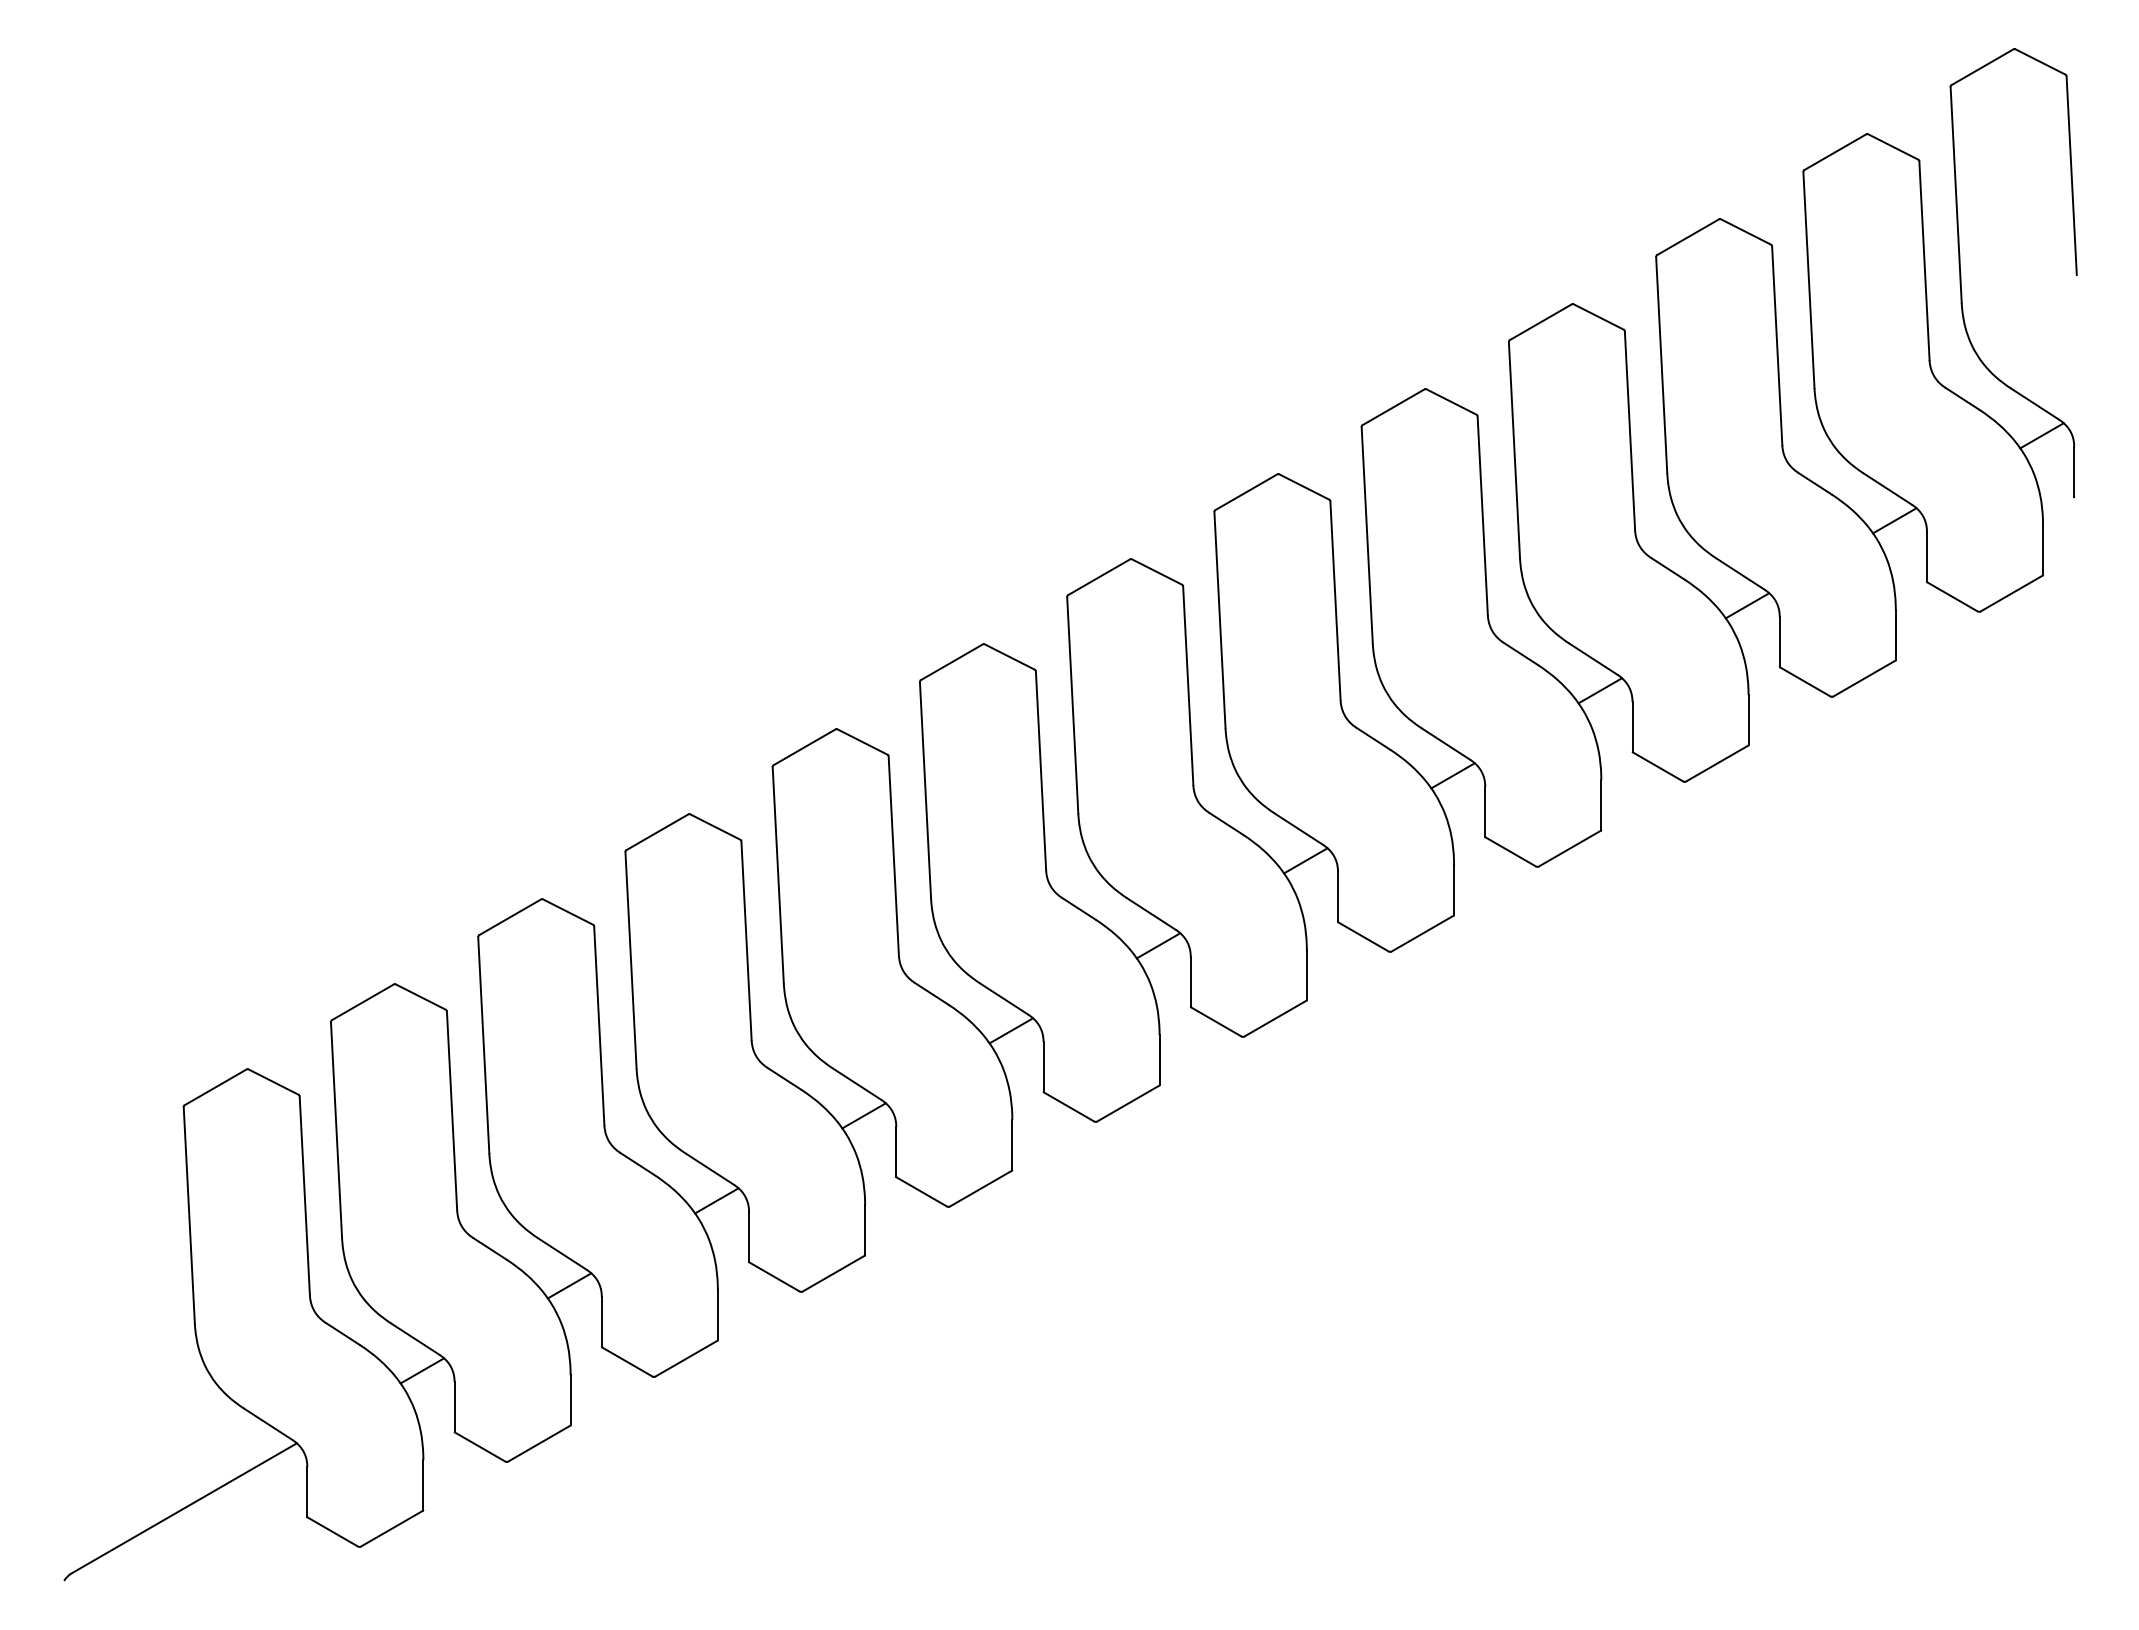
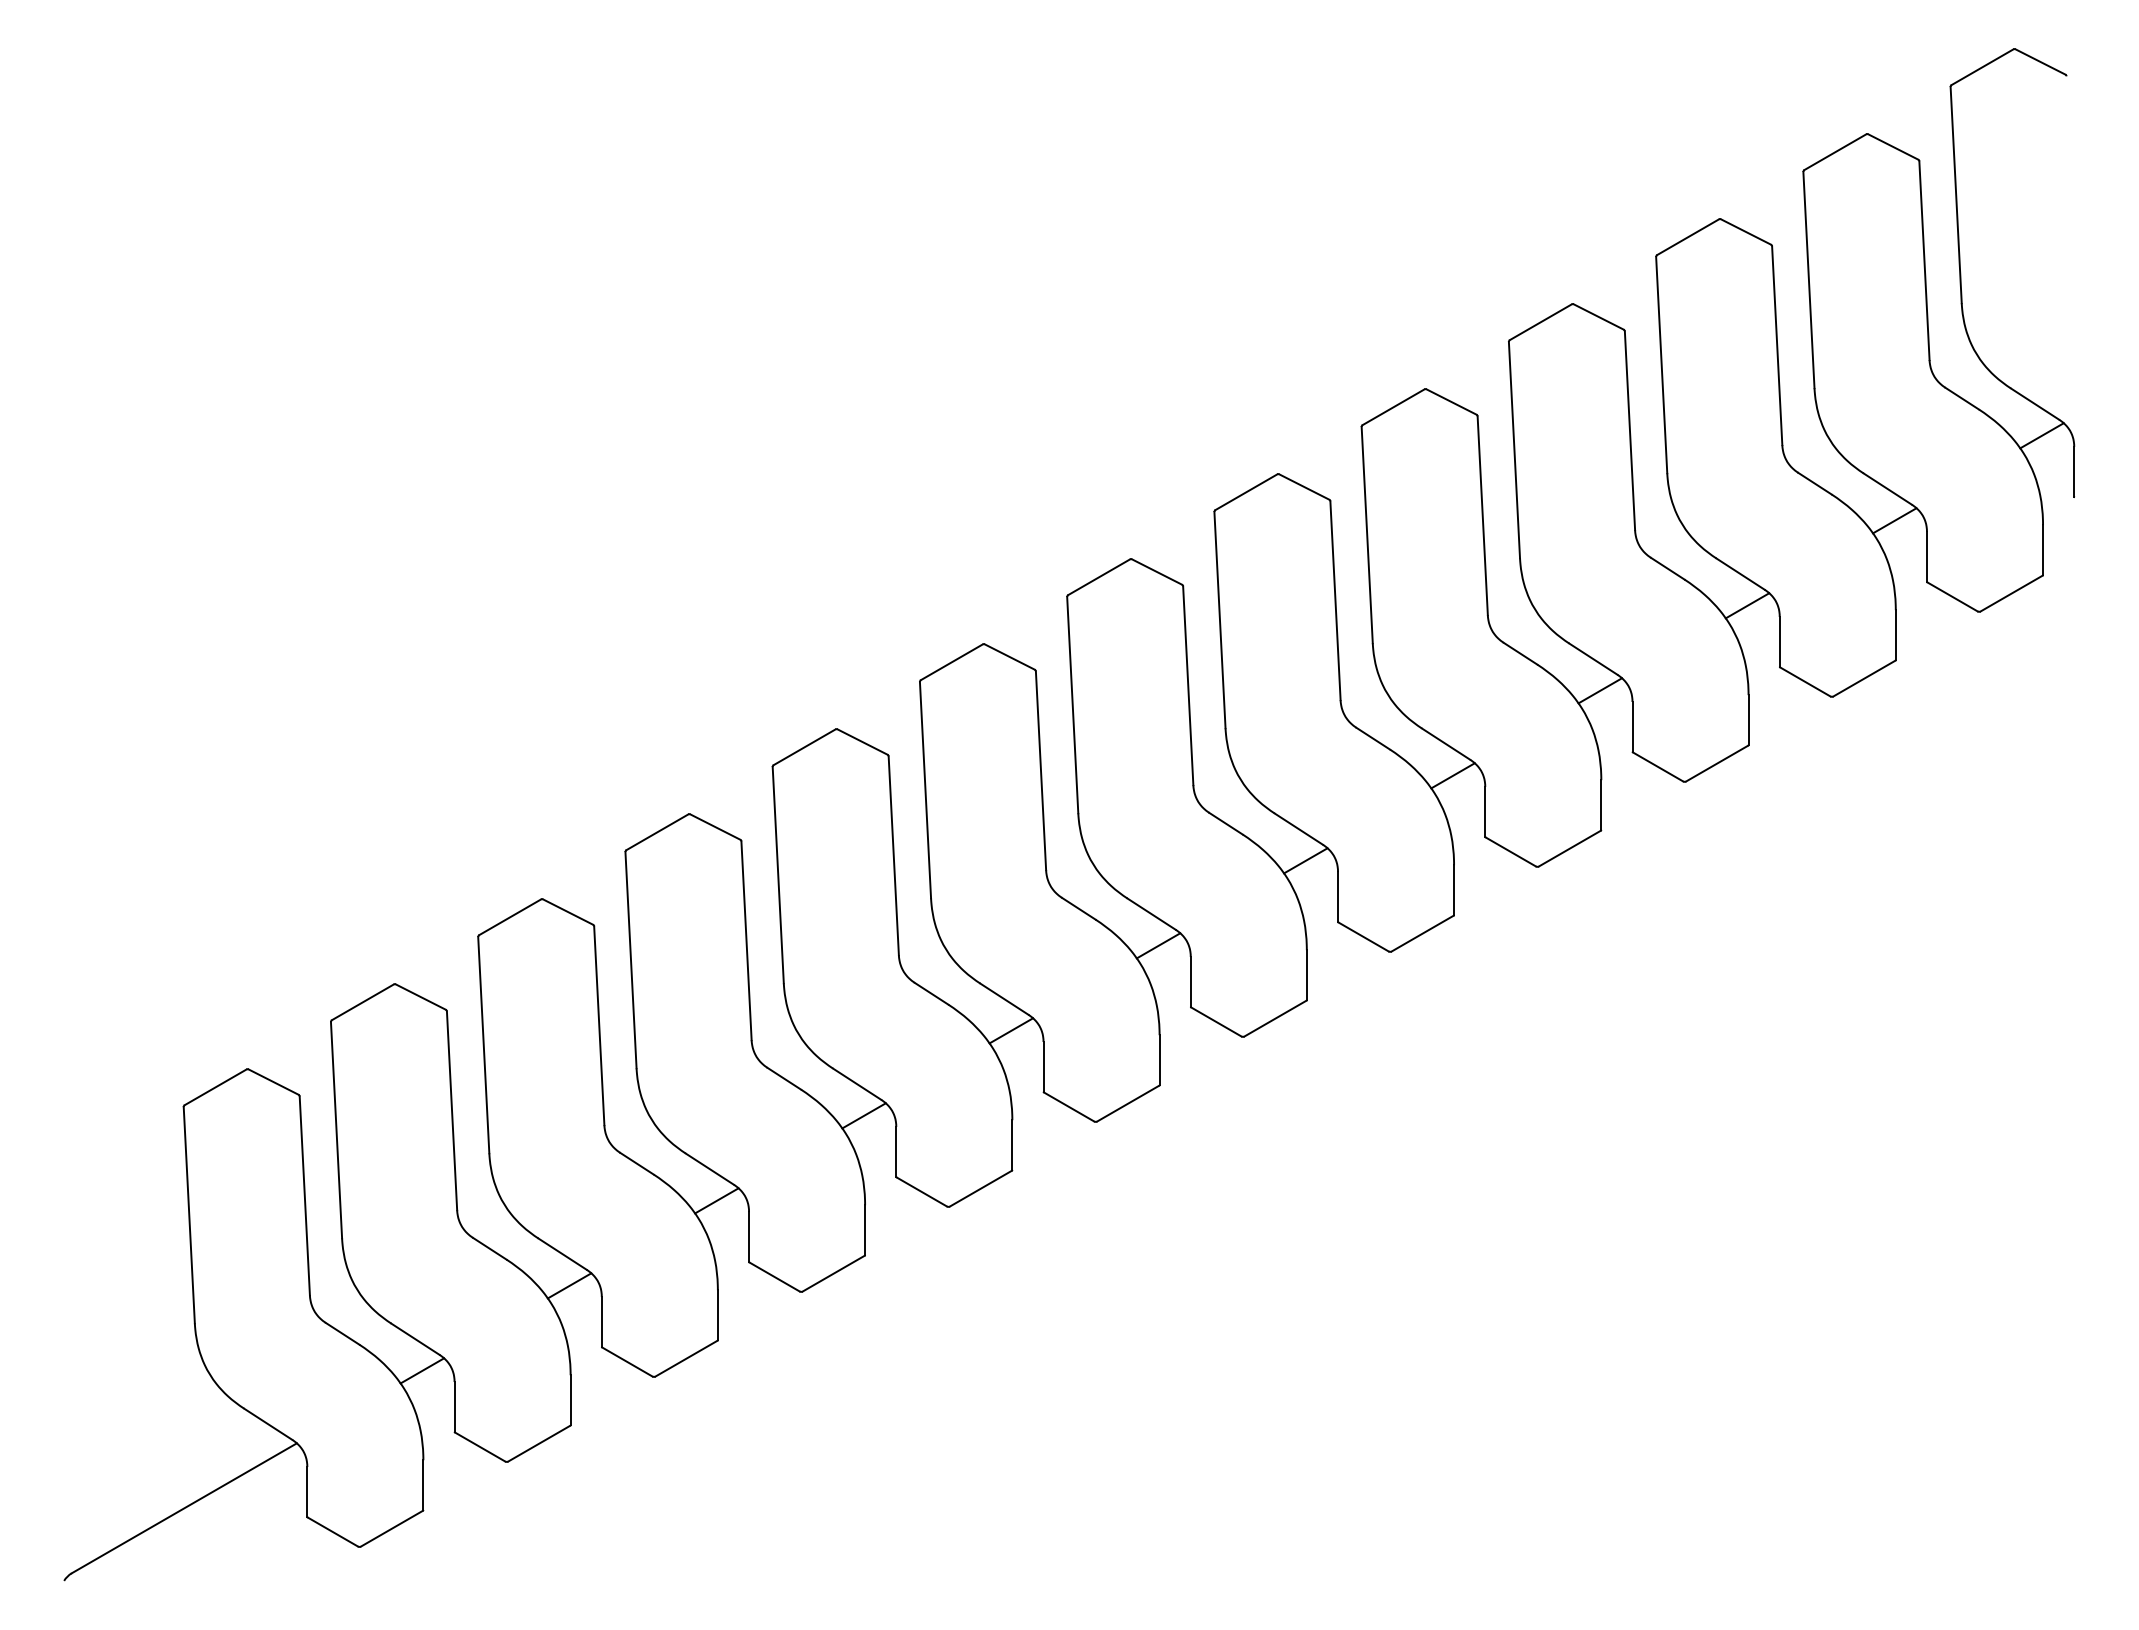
line: present -> none (2071, 175)
